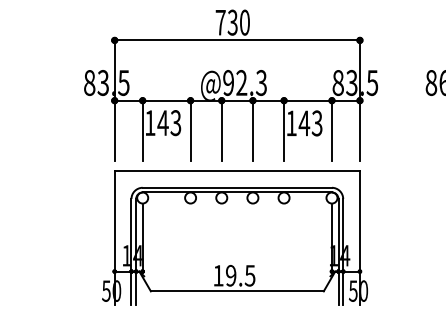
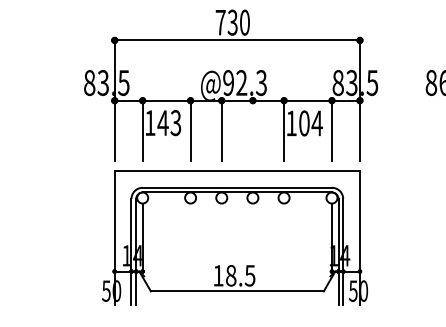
text: 143 -> 104 (310, 123)
line: present -> none (252, 130)
text: 19.5 -> 18.5 (231, 275)
